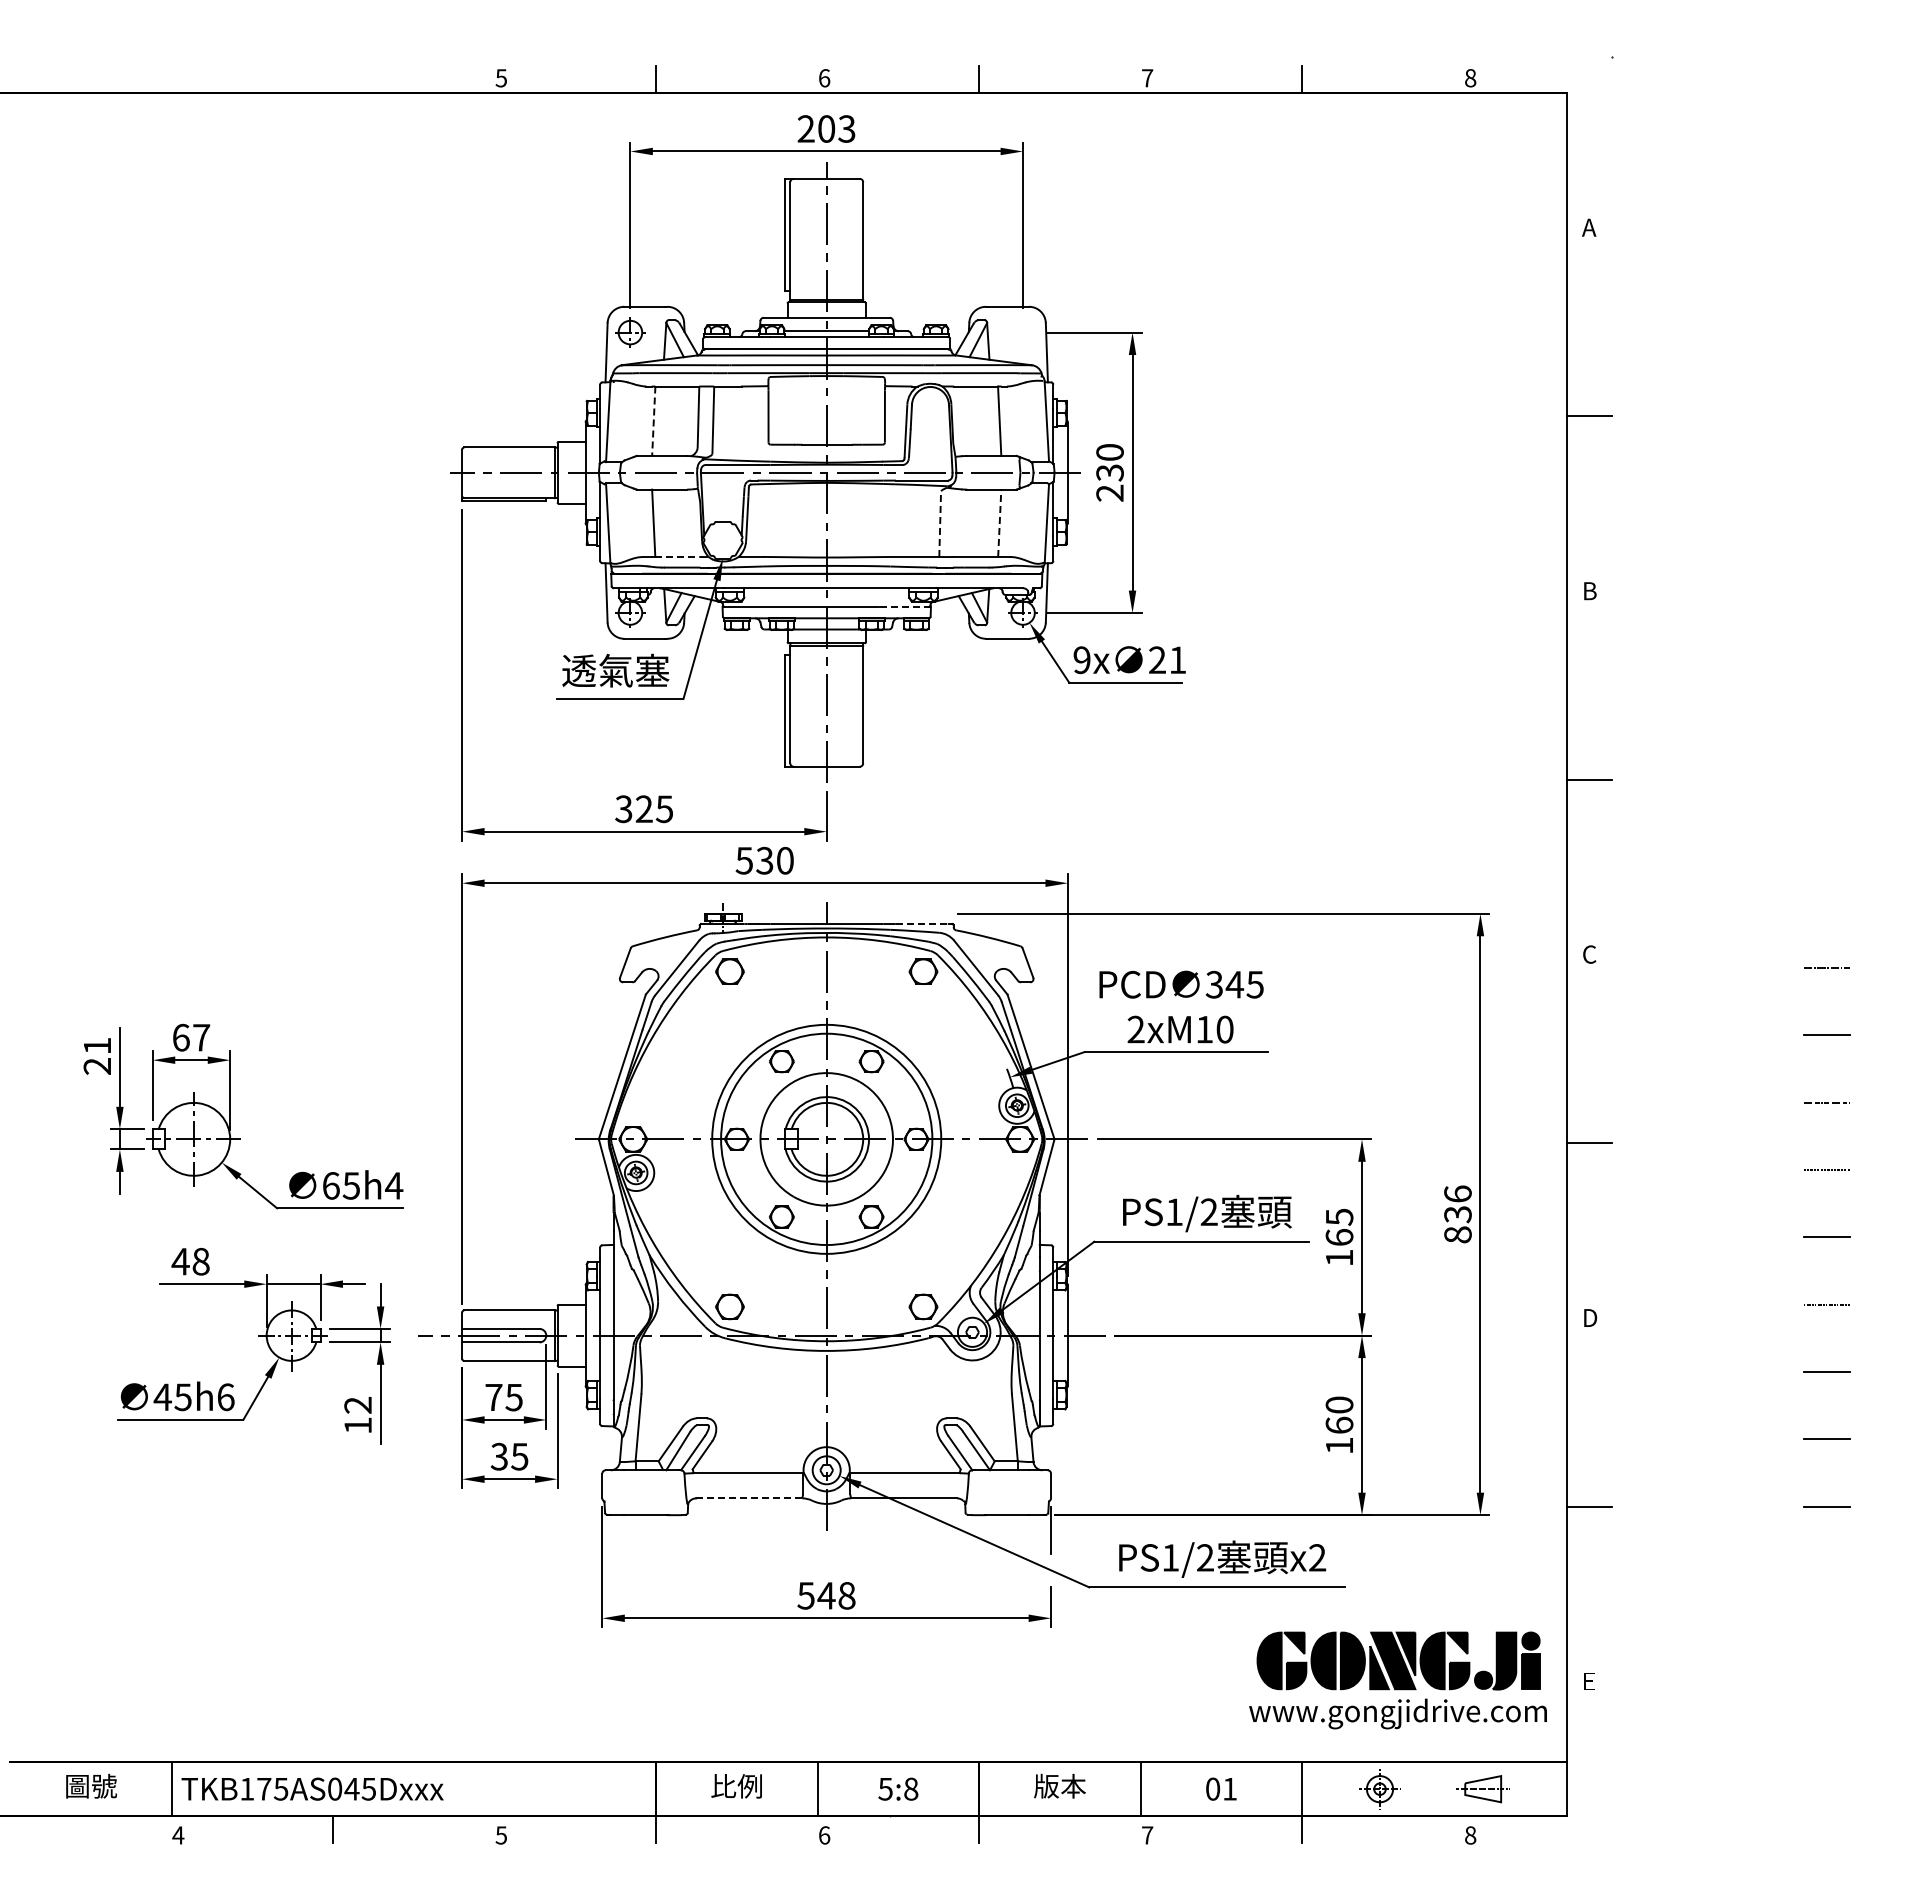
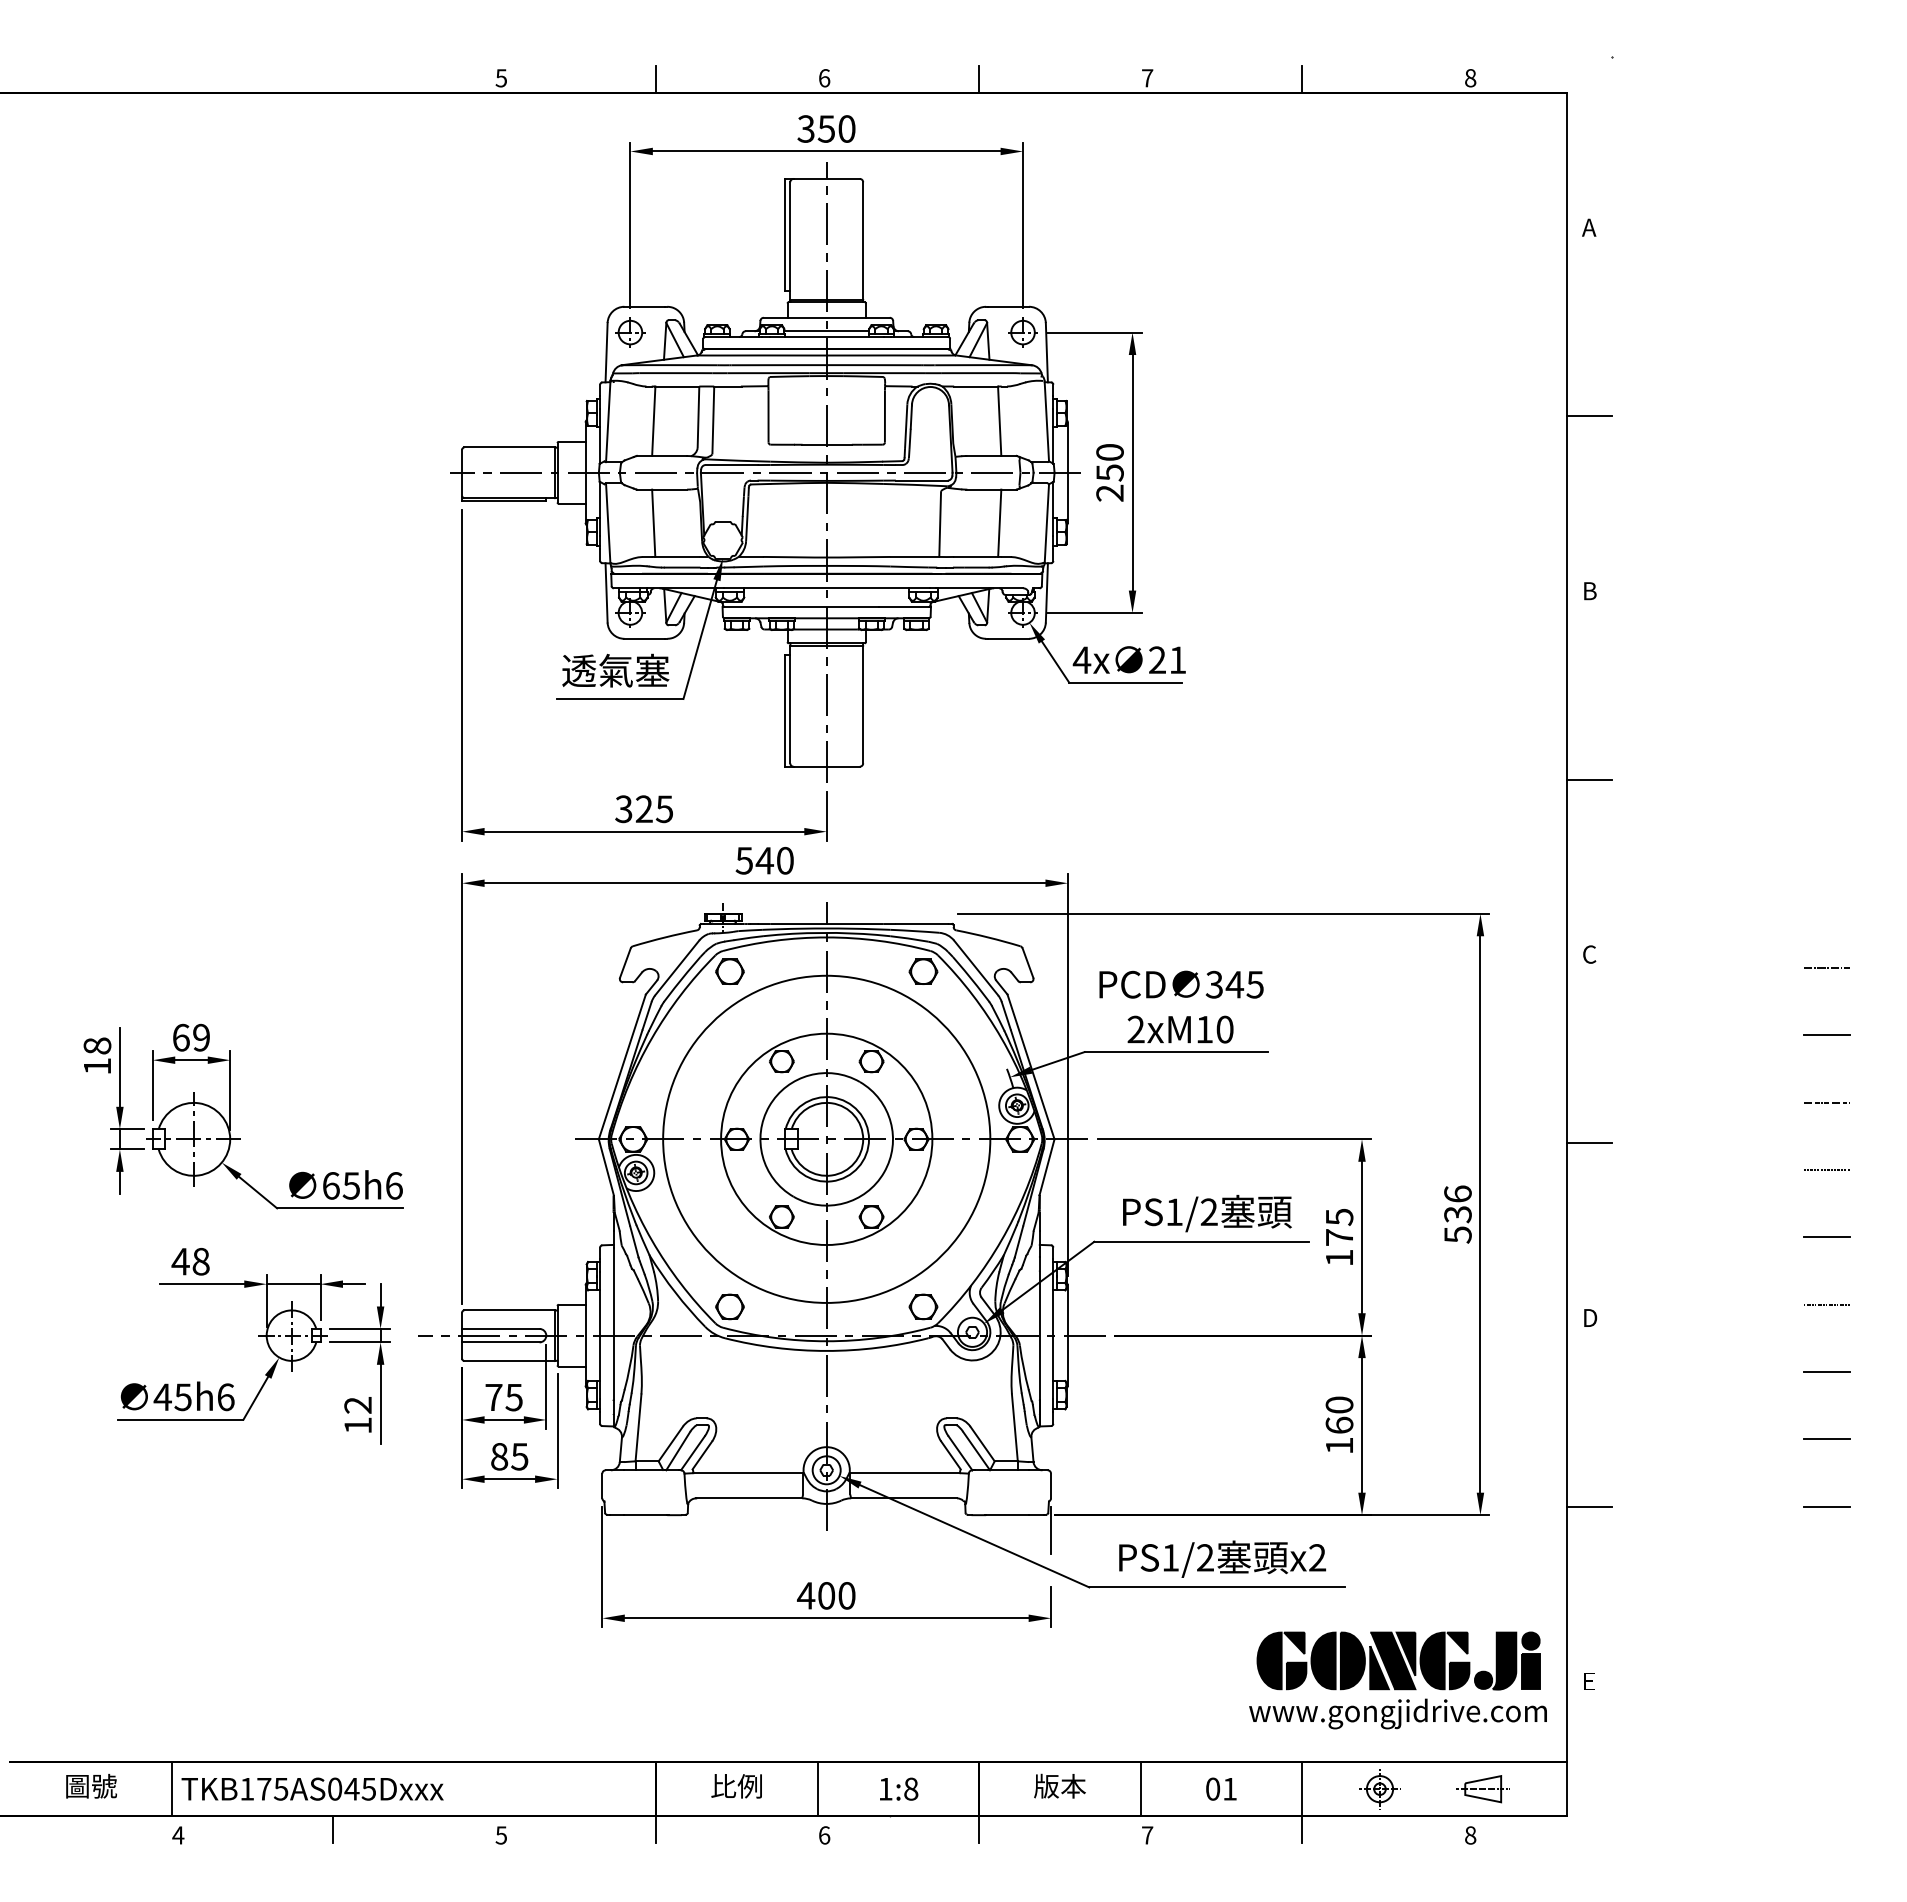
text: 203 -> 350 (826, 128)
part: none -> present (1022, 332)
line: dashed -> solid (653, 421)
text: 230 -> 250 (1109, 472)
line: dashed -> solid (999, 523)
line: dashed -> solid (940, 524)
line: dashed -> solid (677, 556)
line: dashed -> solid (904, 607)
text: 9x -> 4x (1081, 660)
text: 530 -> 540 (764, 860)
line: dashed -> solid (921, 924)
text: 67 -> 69 (201, 1037)
text: 21 -> 18 (97, 1055)
circle diameter: 229 px -> 327 px (826, 1138)
text: 65h4 -> 65h6 (394, 1185)
text: 836 -> 536 (1457, 1234)
text: 165 -> 175 (1339, 1237)
text: 35 -> 85 (499, 1456)
line: dashed -> solid (749, 1498)
text: 548 -> 400 (825, 1595)
text: 5:8 -> 1:8 (885, 1789)
